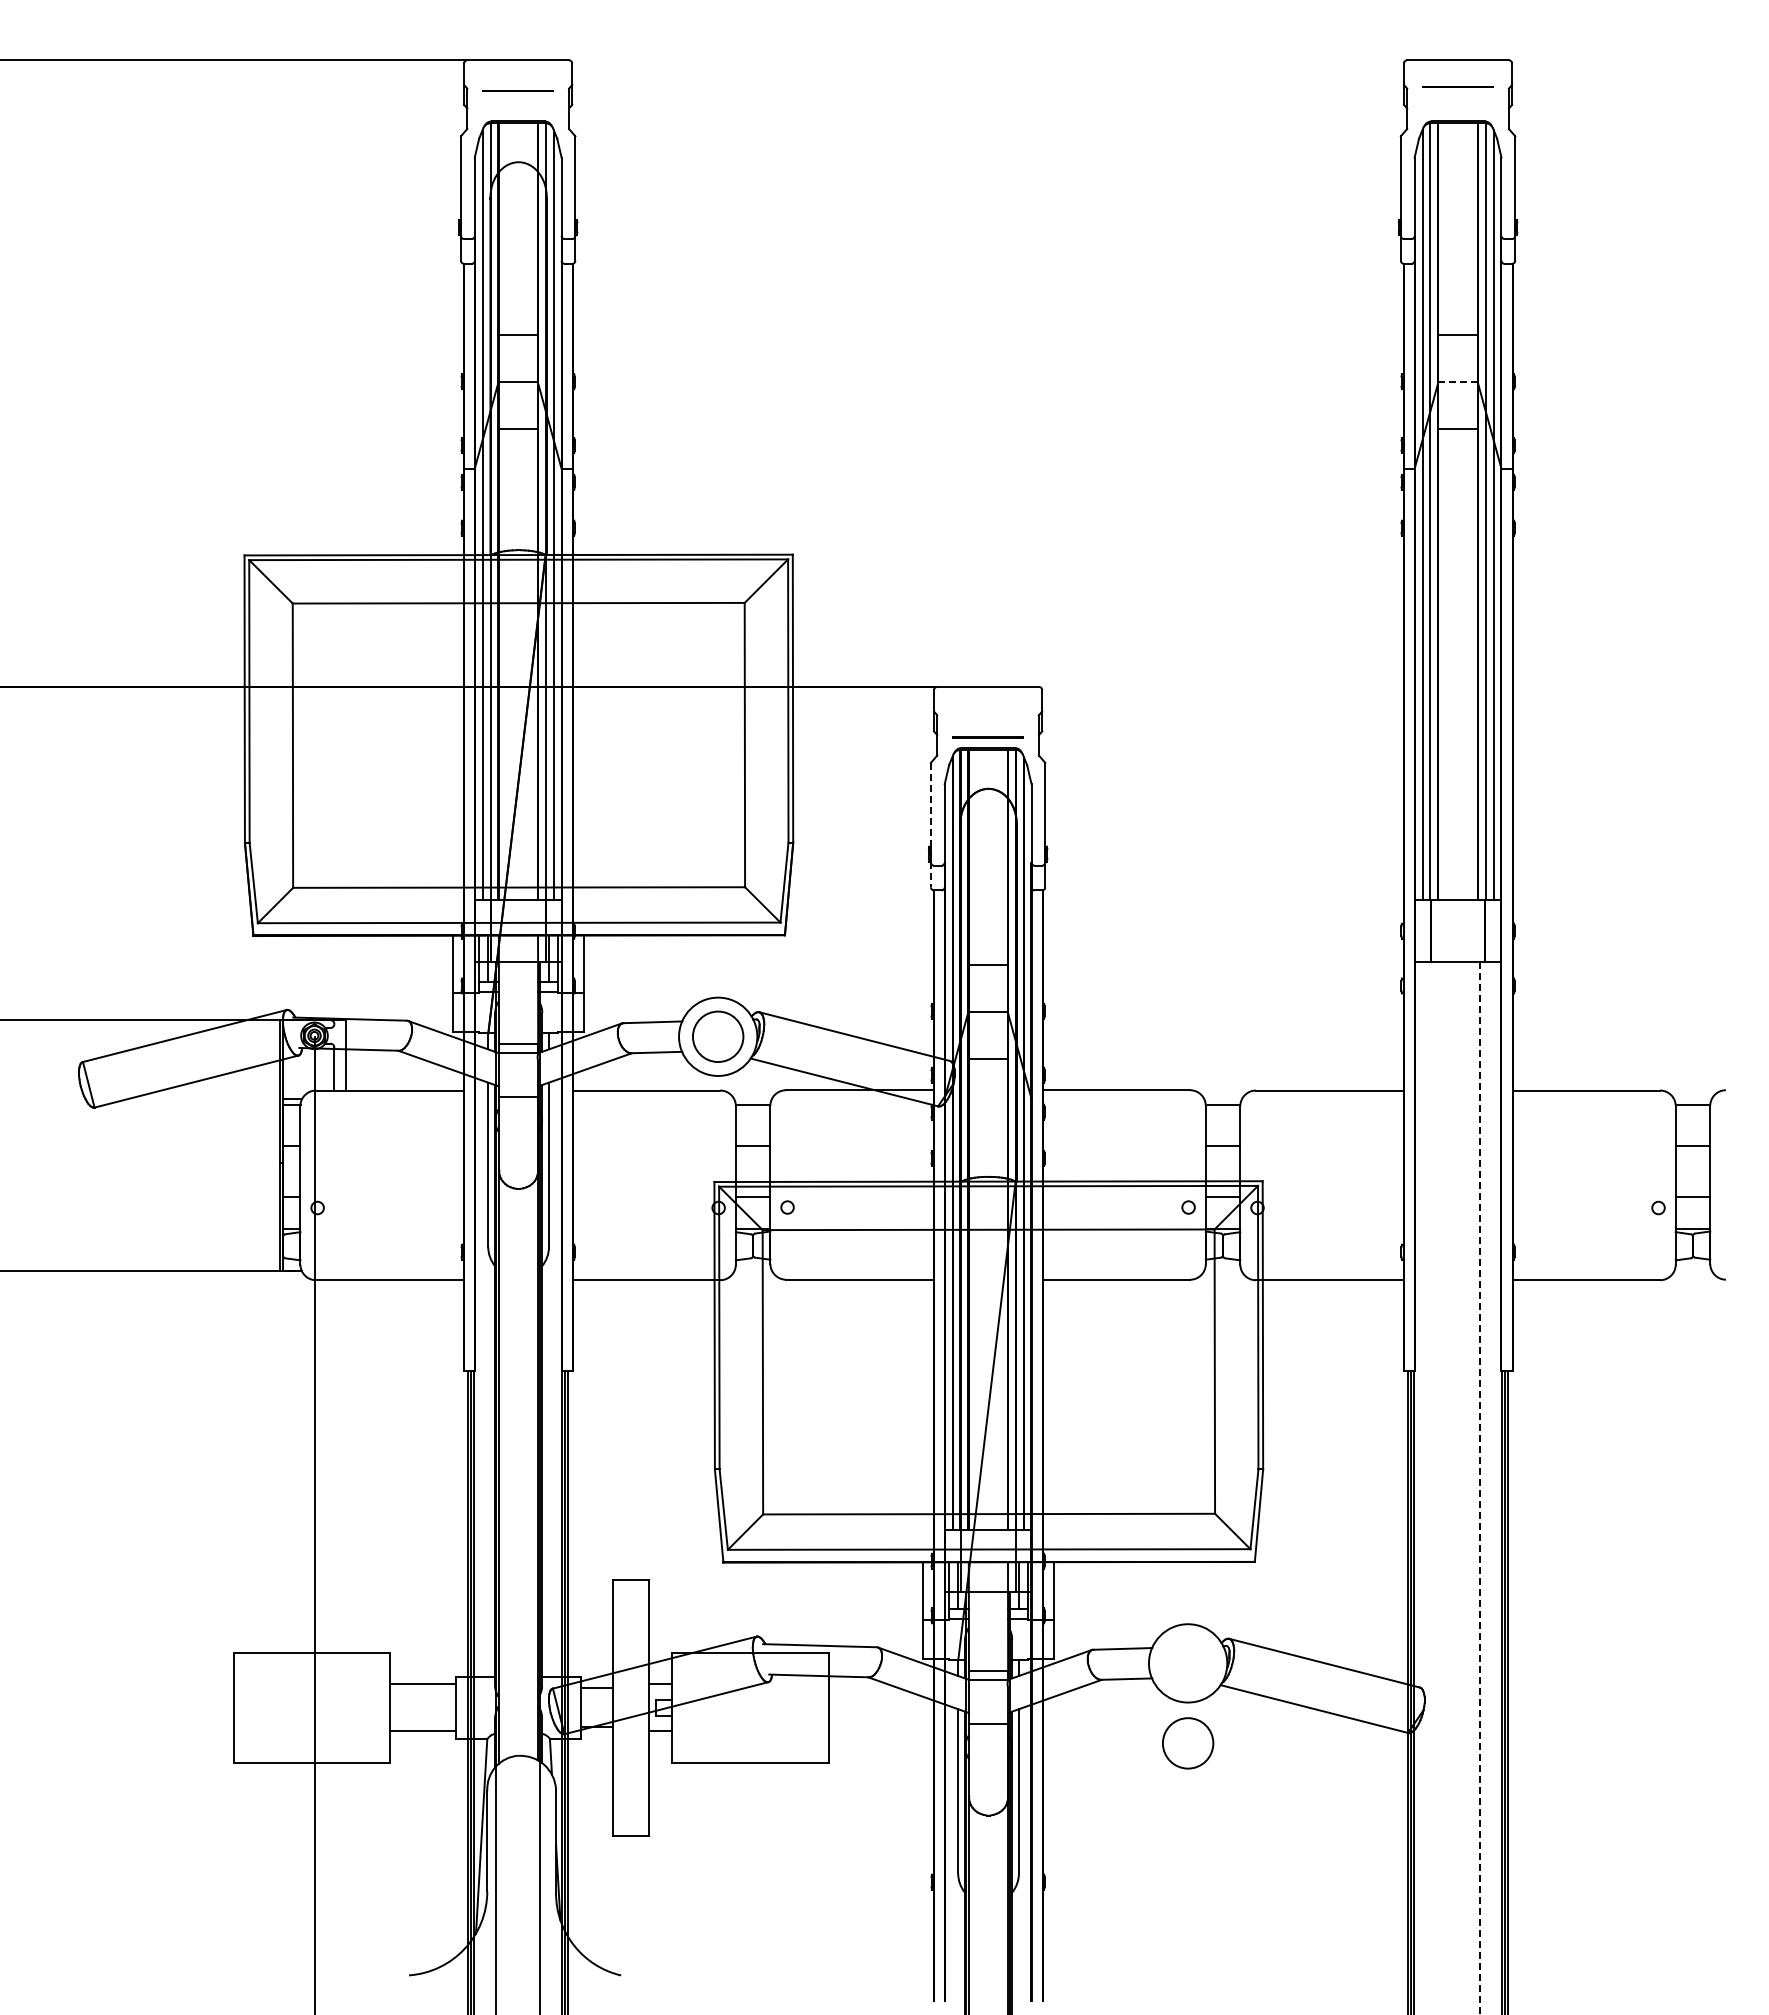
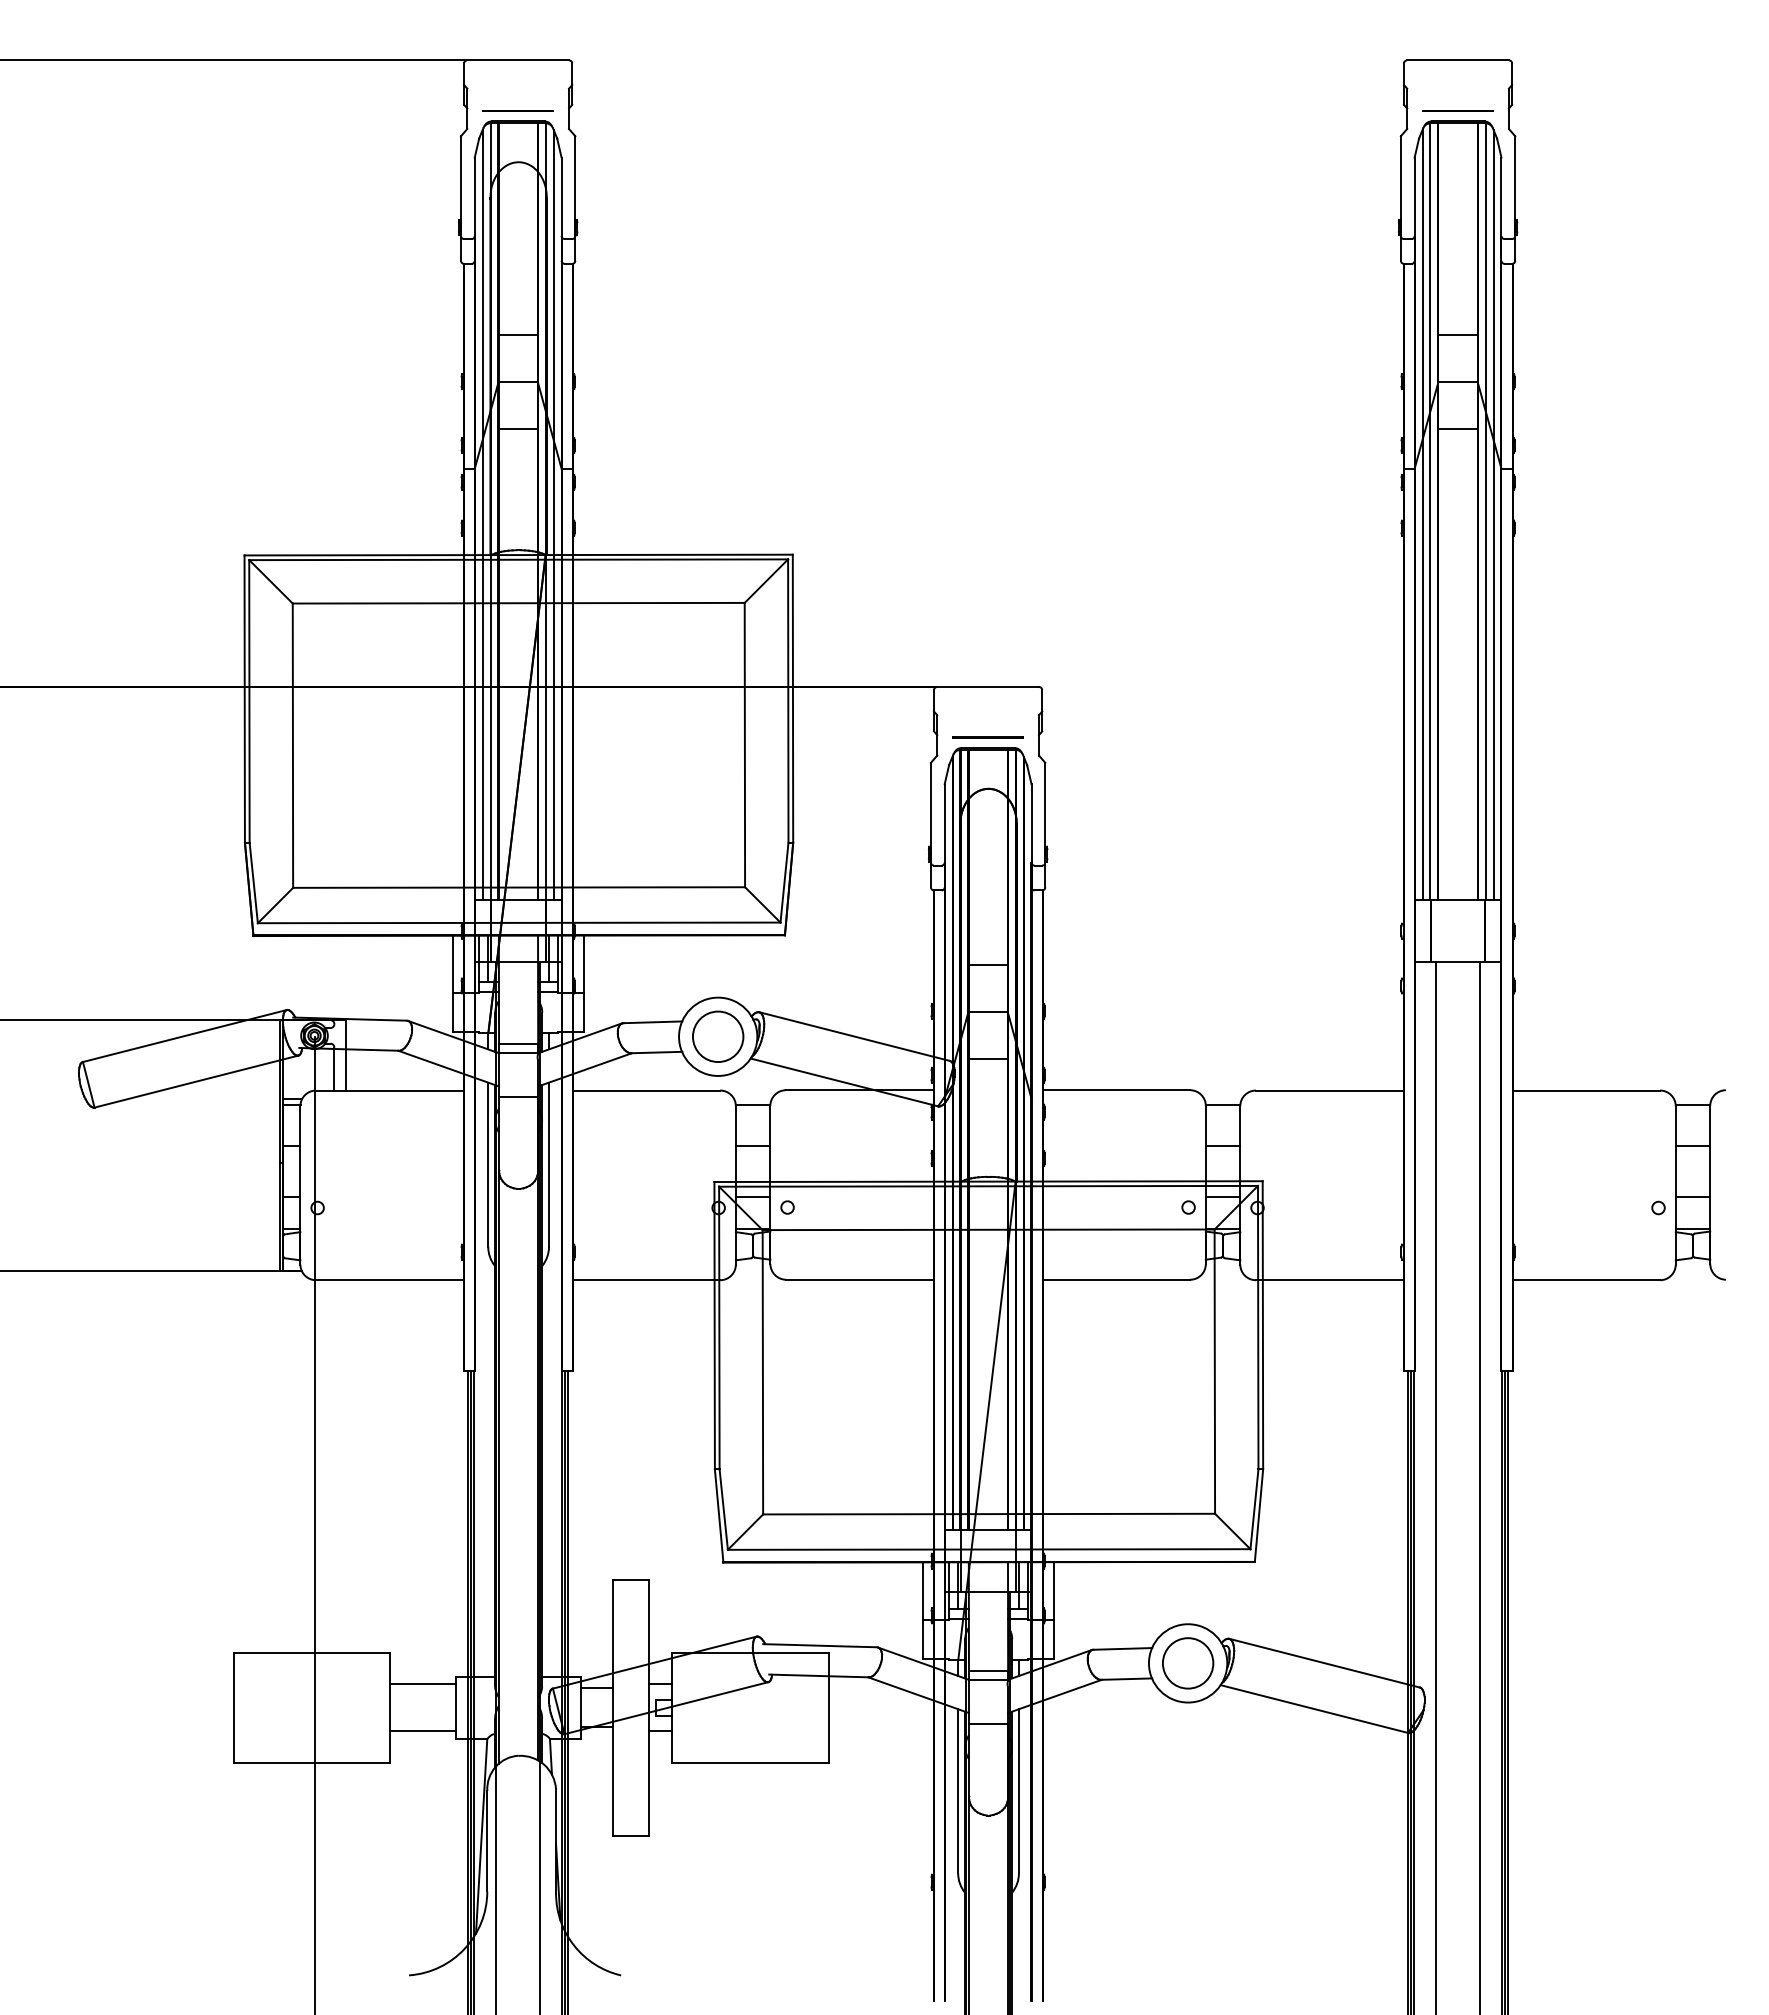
line position: (1457, 86) -> (1457, 110) (1457, 110)
line position: (517, 90) -> (517, 110) (517, 110)
line: dashed -> solid (1458, 381)
line: dashed -> solid (930, 825)
line: none -> present (1436, 1486)
line: dashed -> solid (1479, 1489)
circle position: (1188, 1743) -> (1188, 1663) (1188, 1663)
